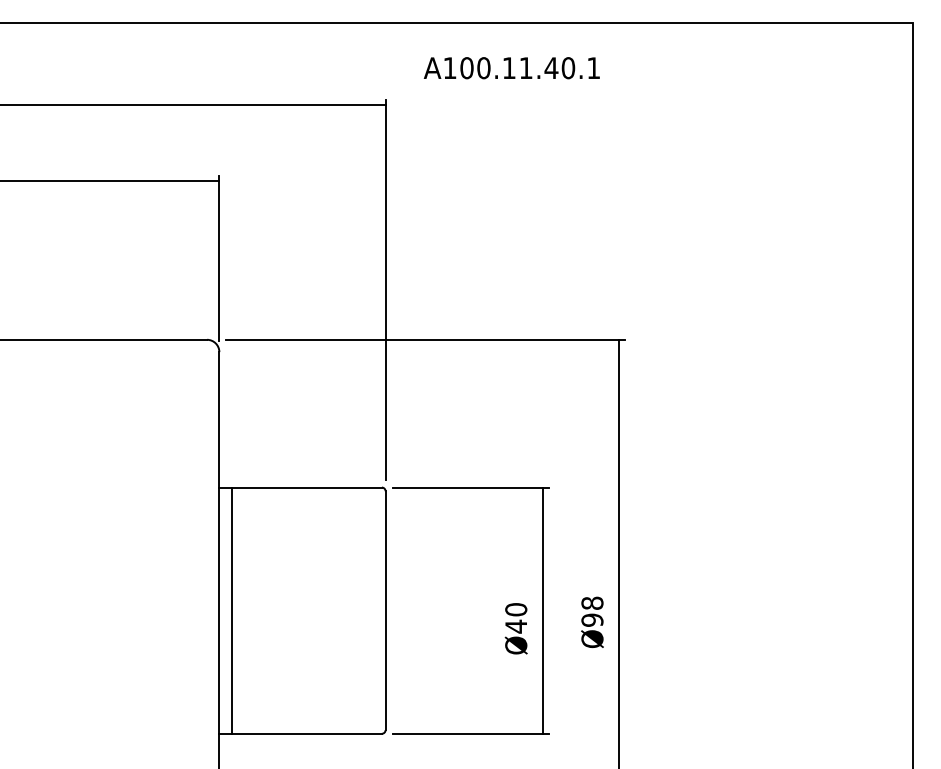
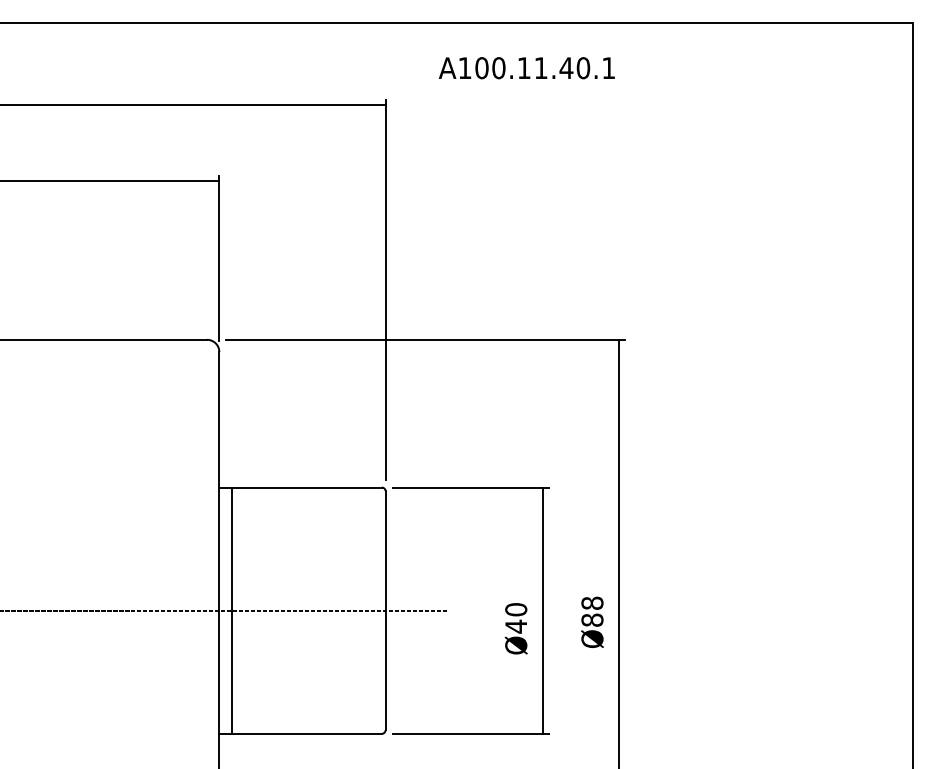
text position: (511, 68) -> (526, 68) (526, 68)
line: none -> present (224, 610)
text: Ø98 -> Ø88 (592, 619)
